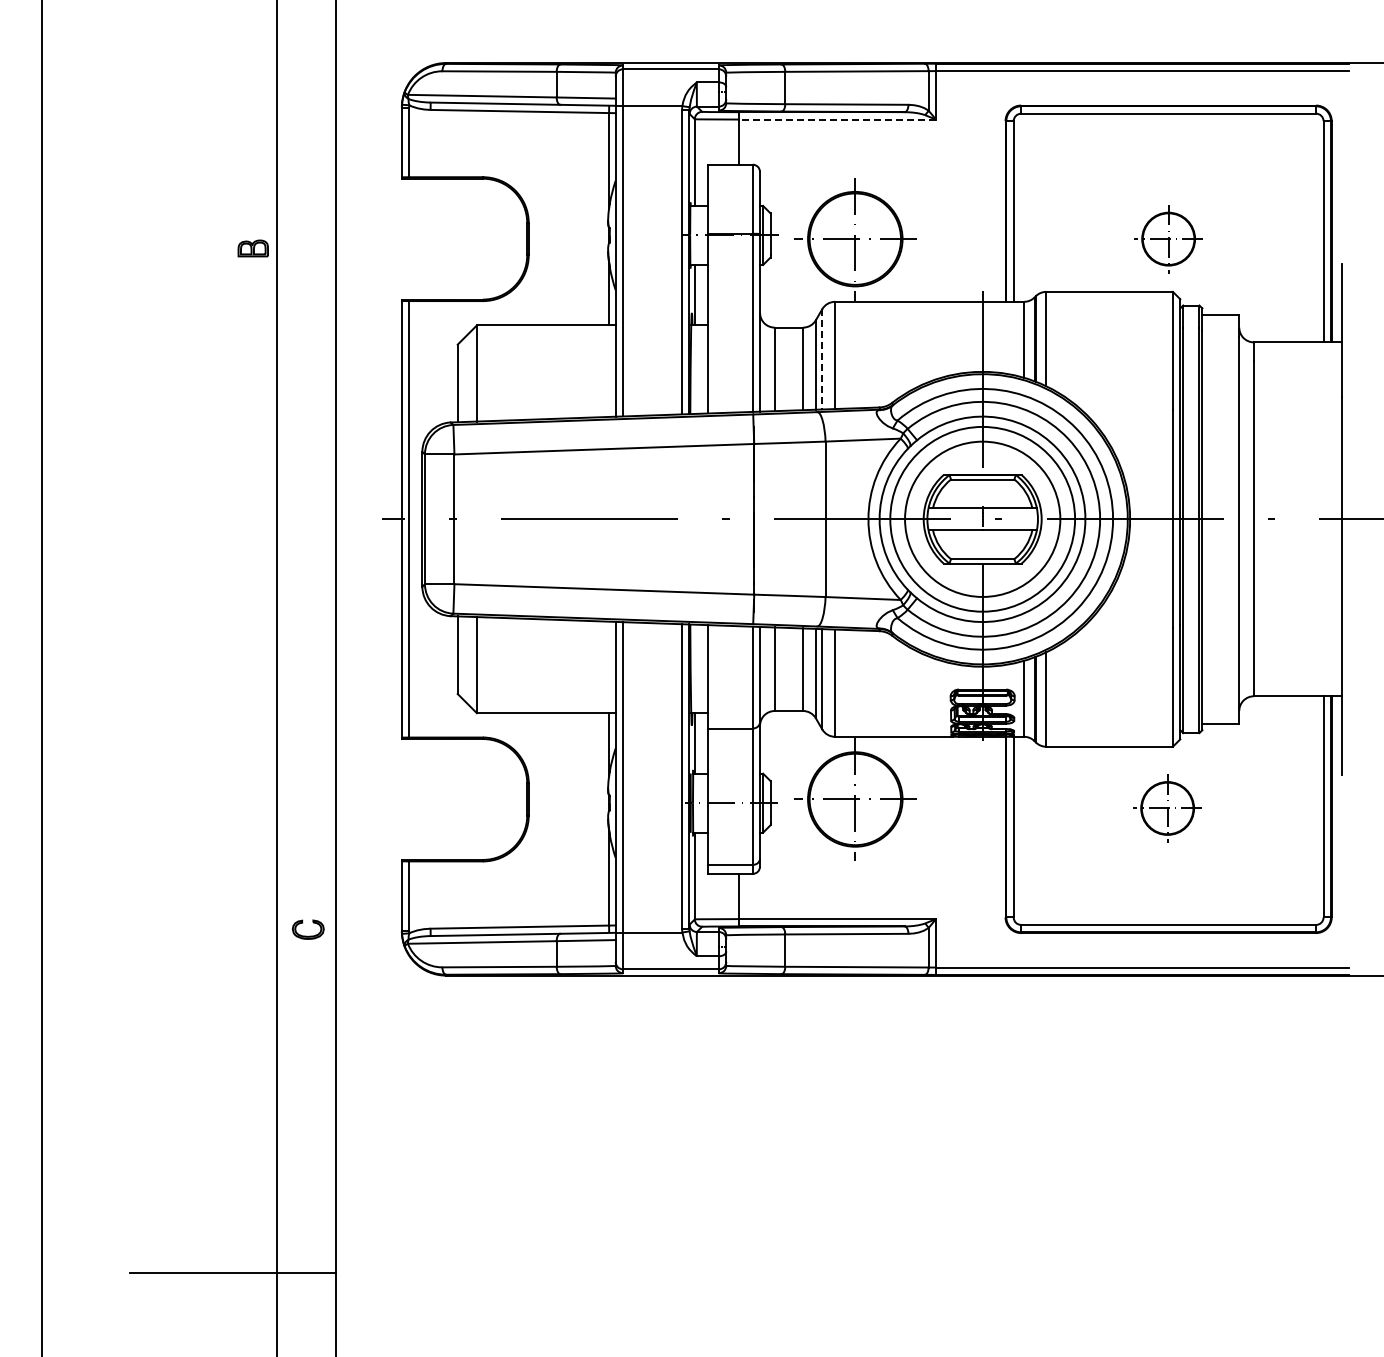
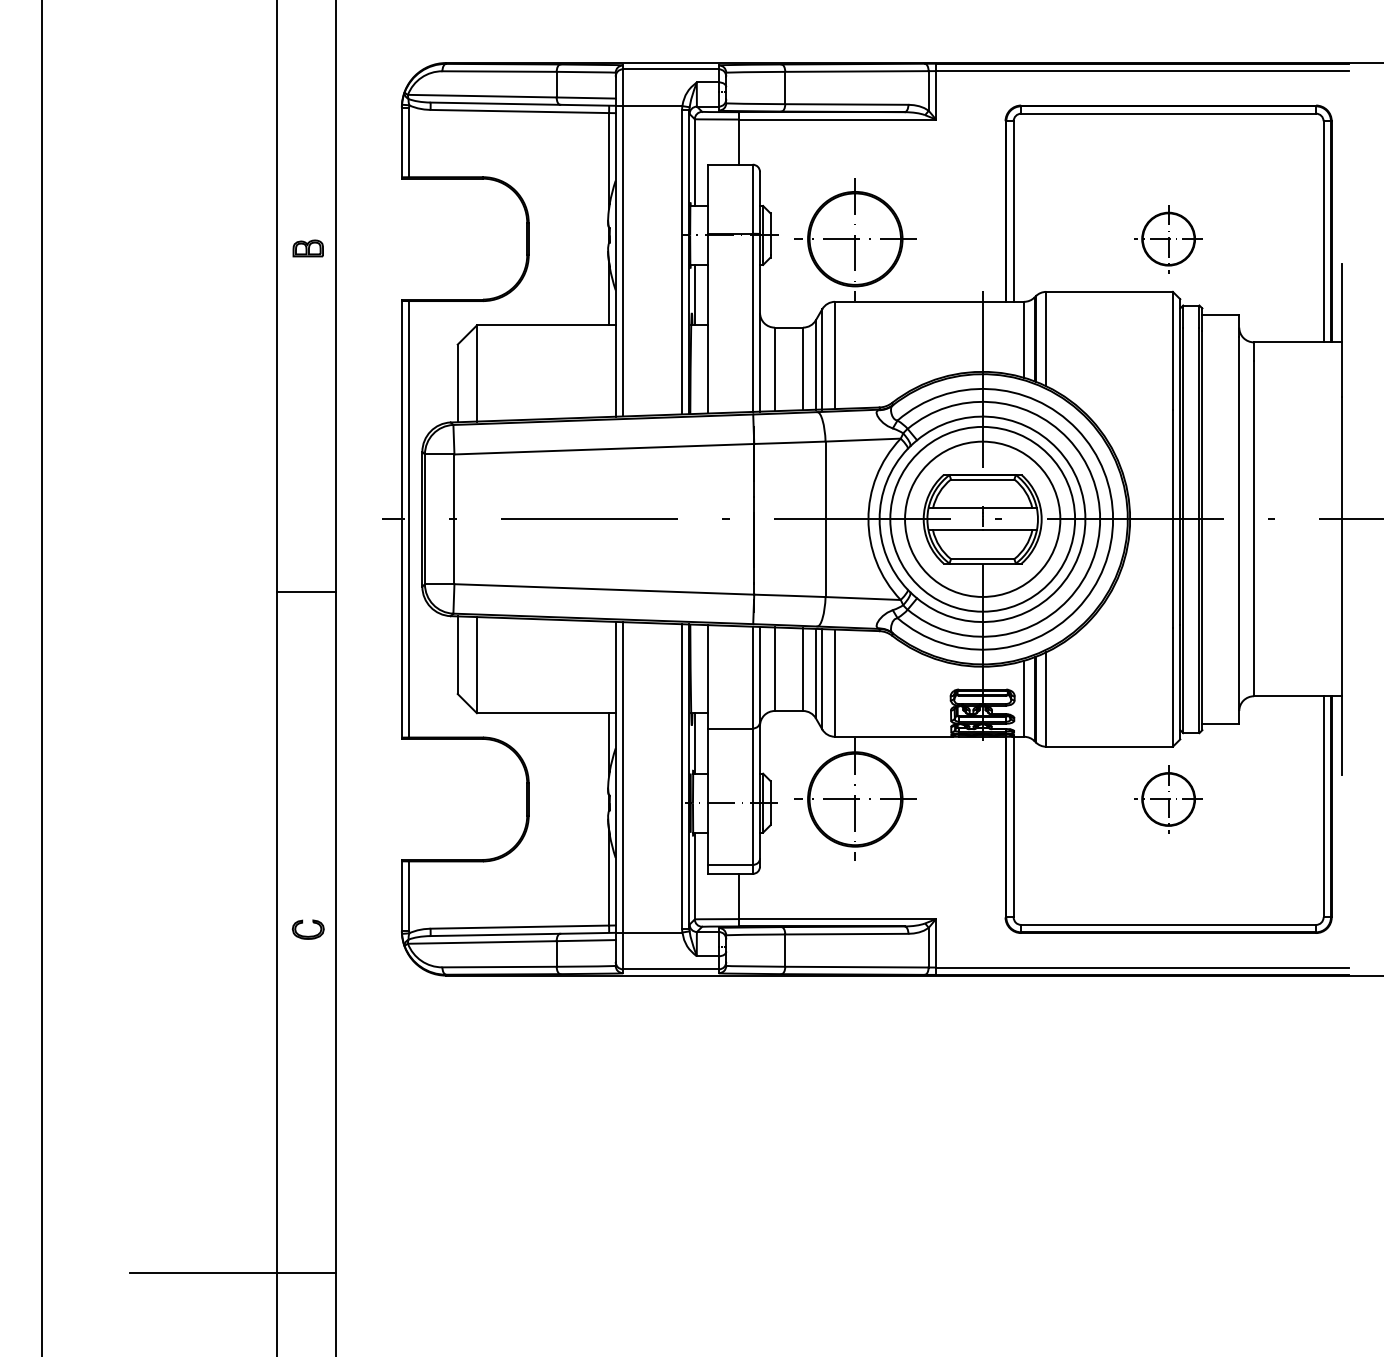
line: dashed -> solid (837, 119)
part position: (252, 248) -> (307, 248) (307, 248)
line: dashed -> solid (822, 359)
line: none -> present (306, 591)
part position: (1167, 808) -> (1168, 799) (1168, 799)
